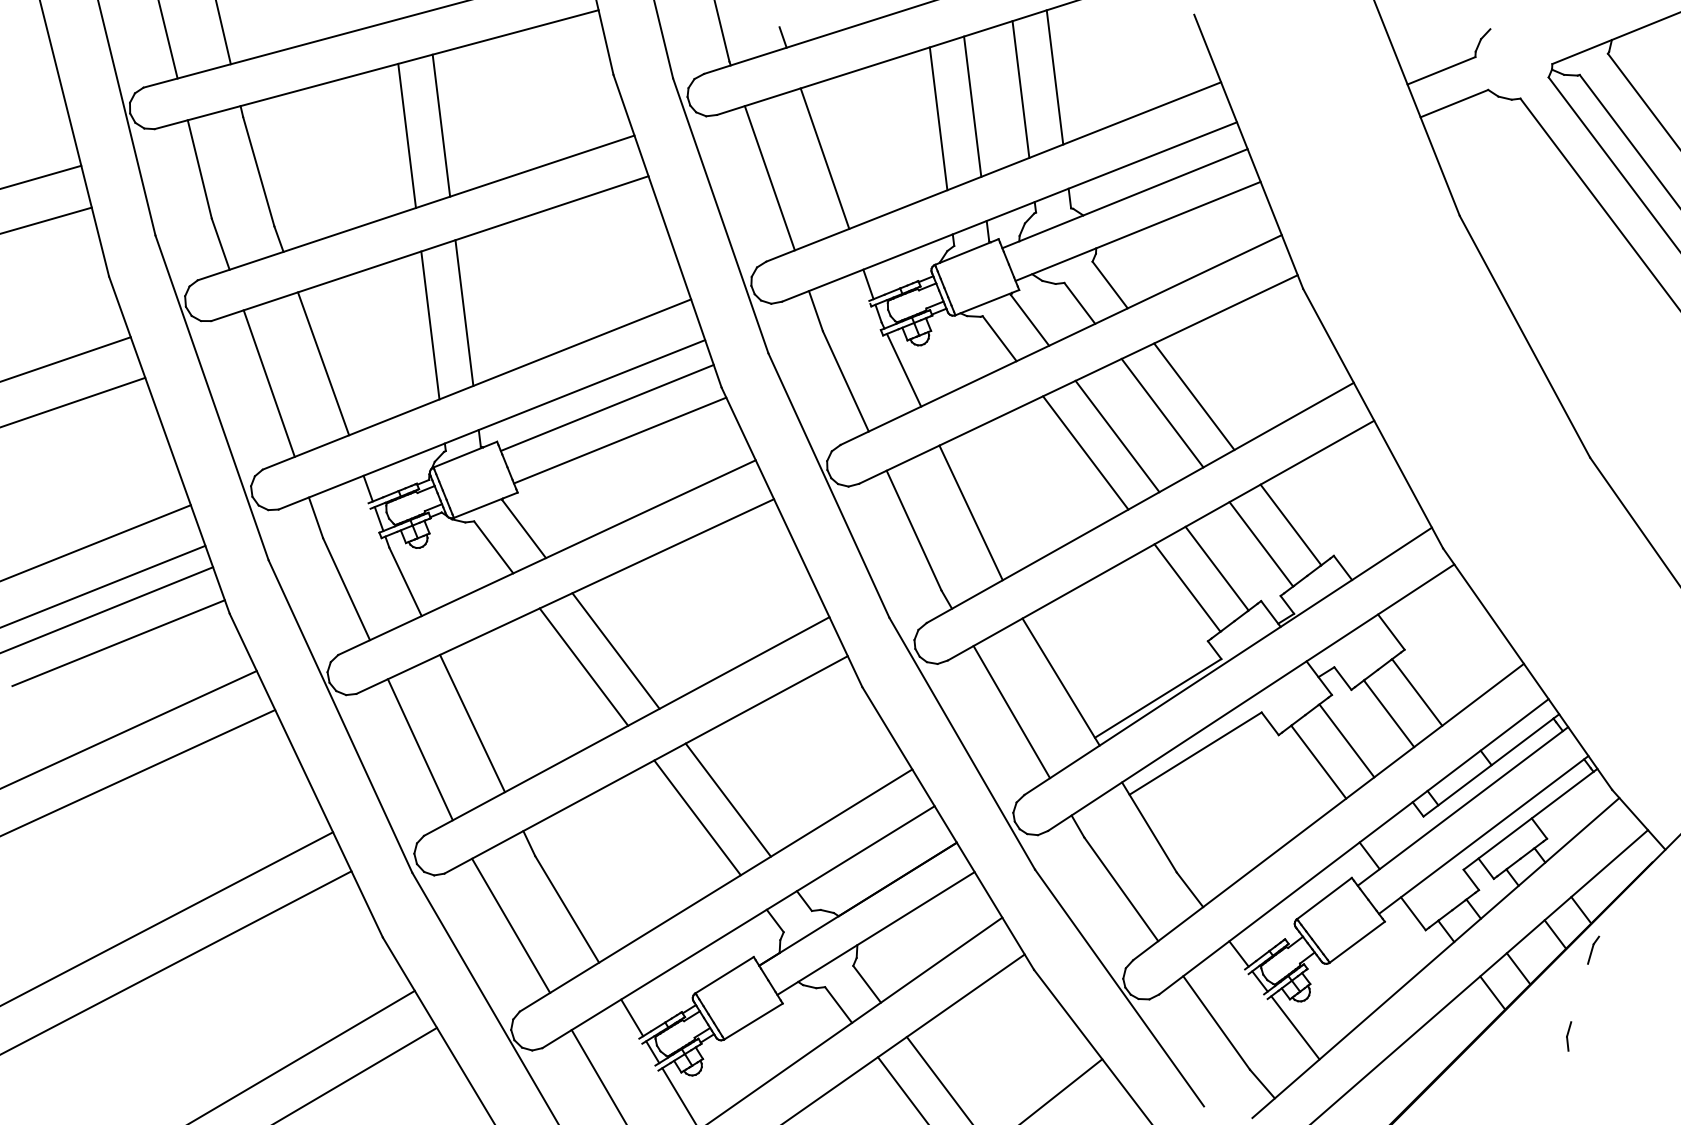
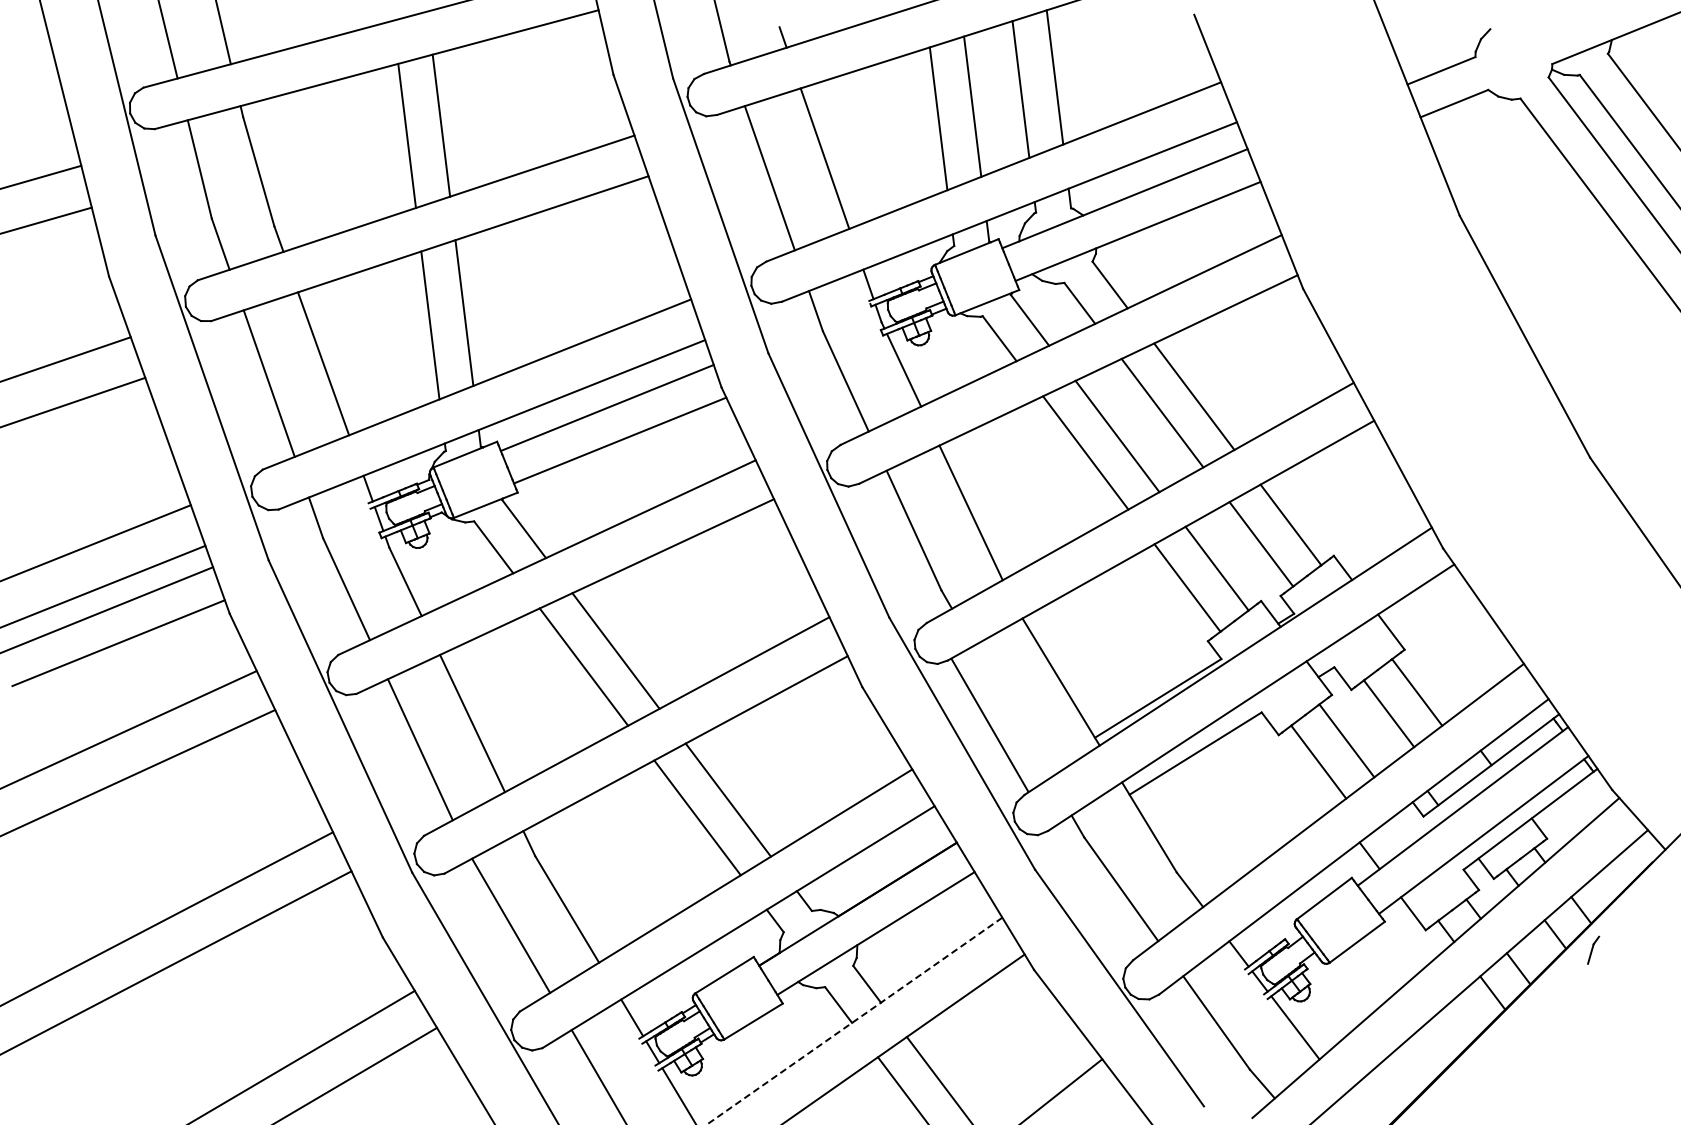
line position: (1011, 712) -> (989, 725) (989, 725)
line: solid -> dashed (854, 1021)
part: present -> none (1569, 1036)
